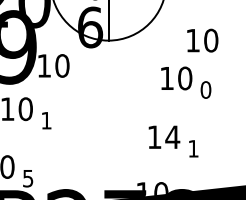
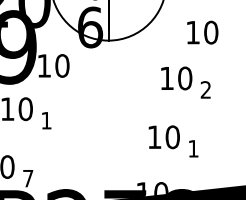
text position: (202, 40) -> (202, 32) (202, 32)
text: 0 -> 2 (205, 89)
text: 14 -> 10 (172, 137)
text: 5 -> 7 (28, 178)
